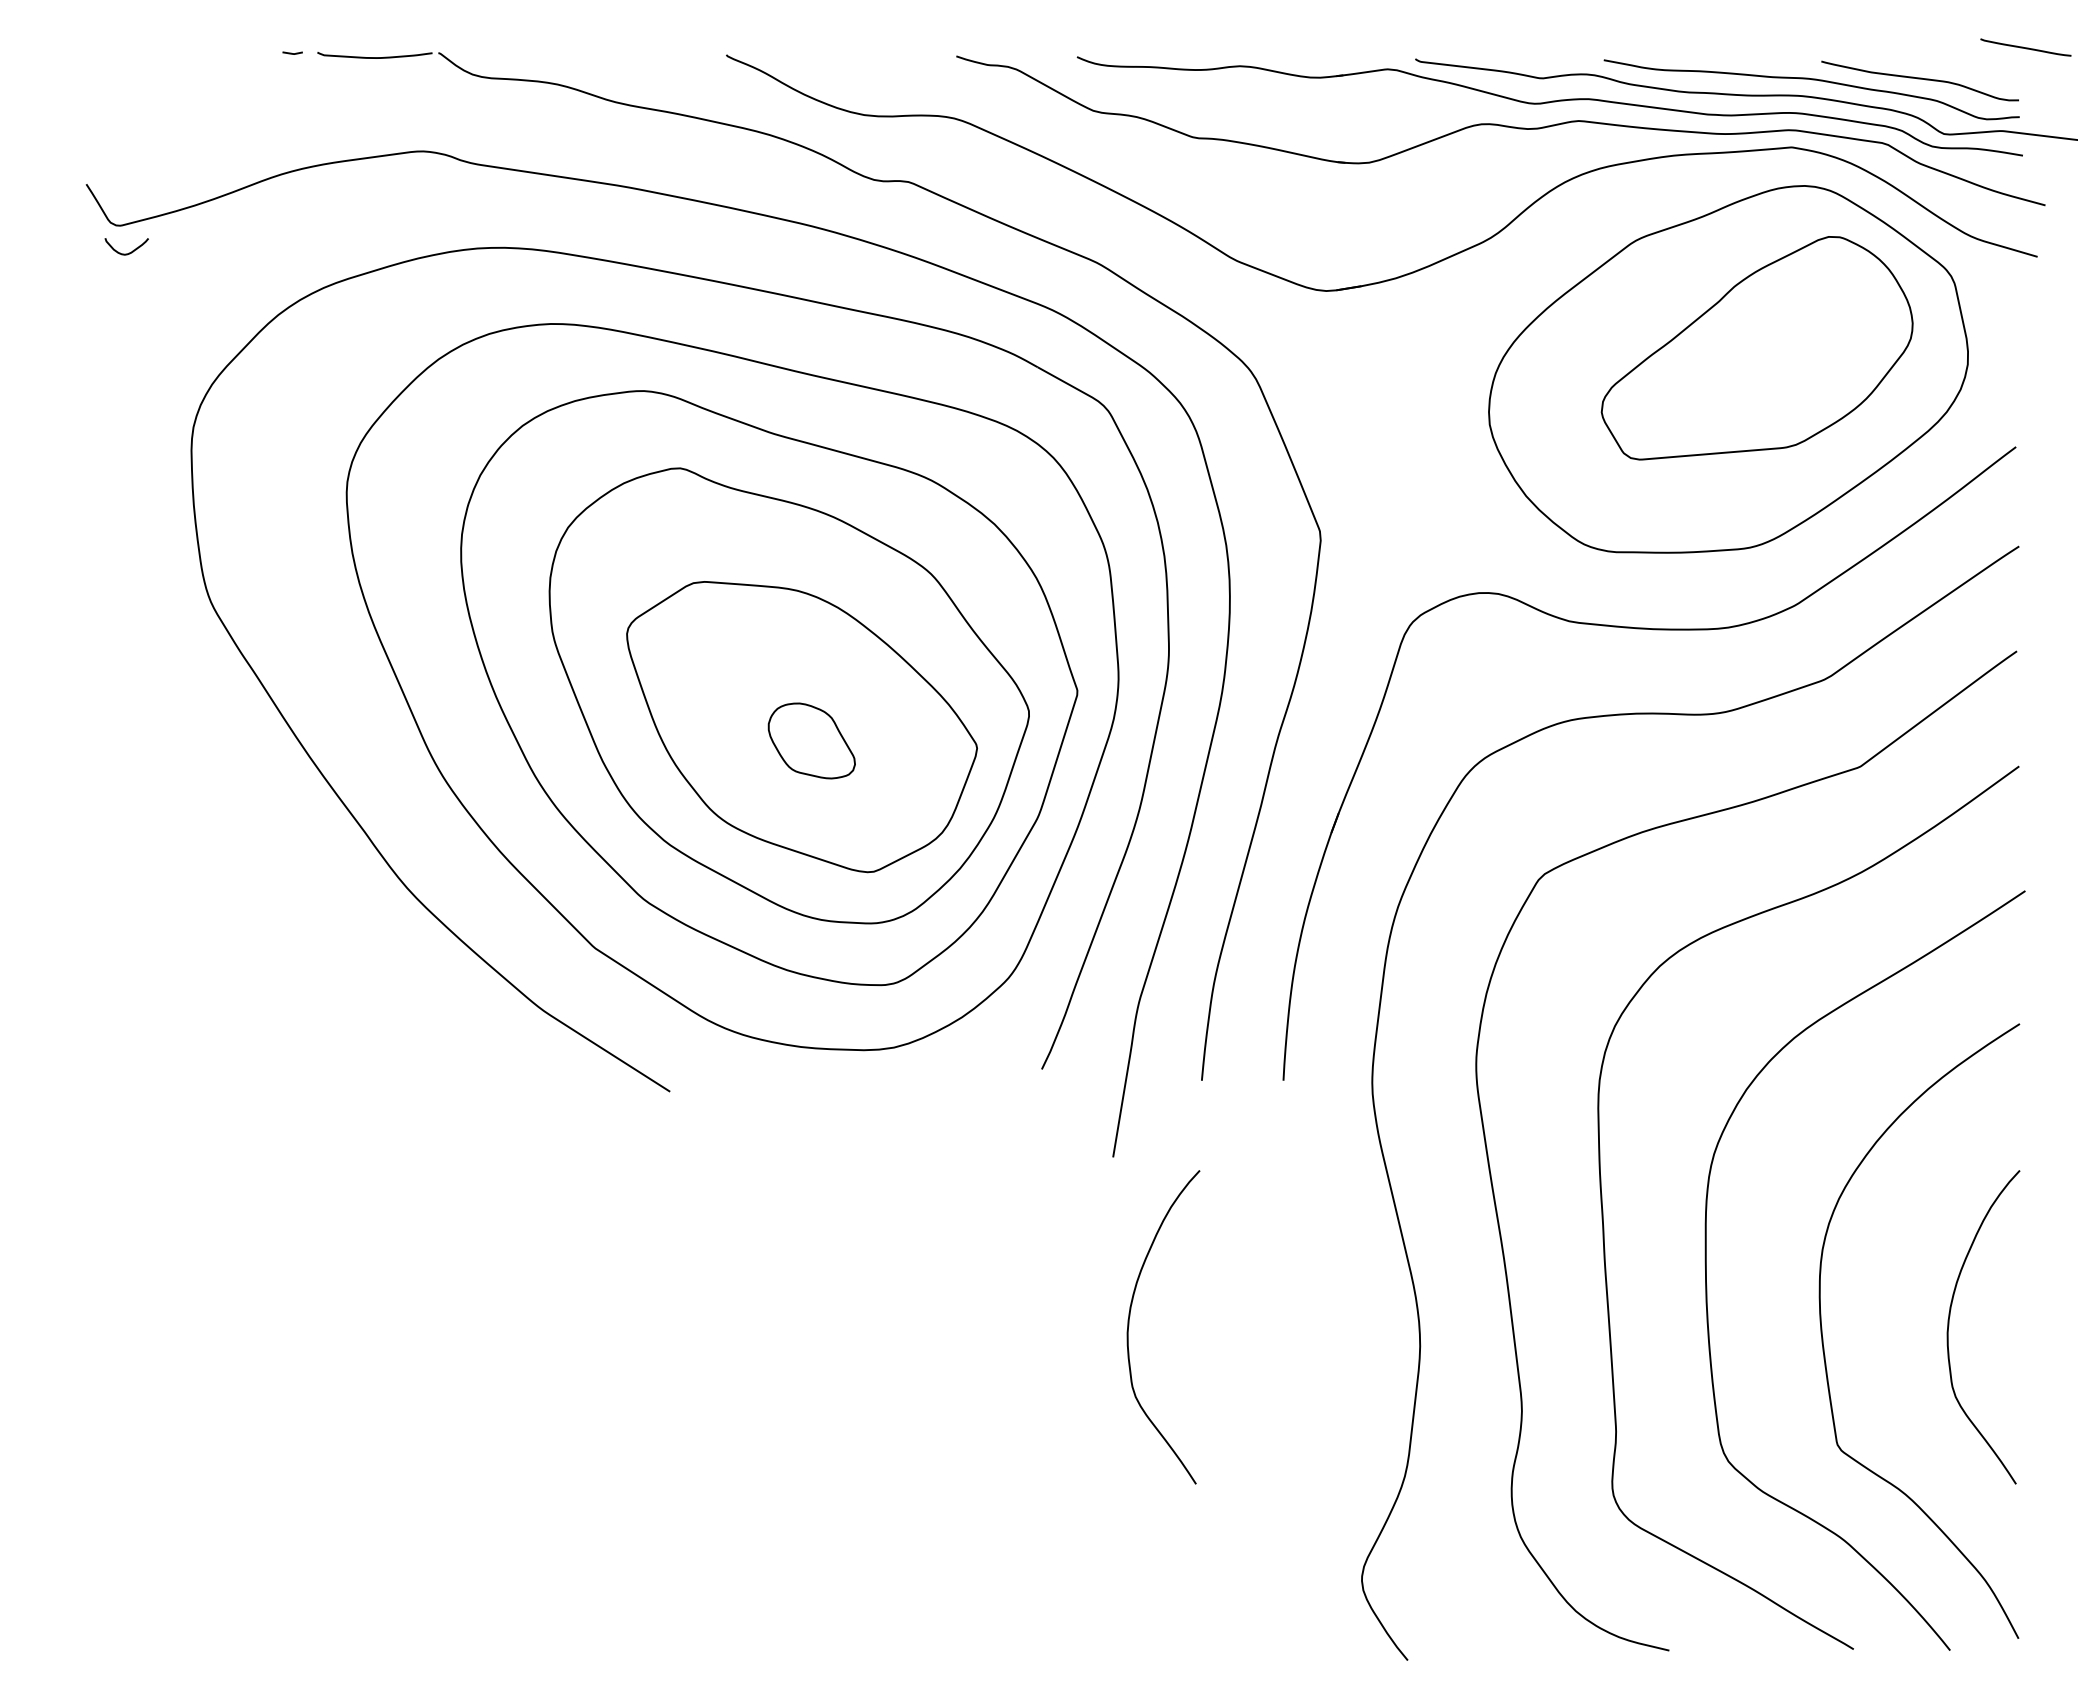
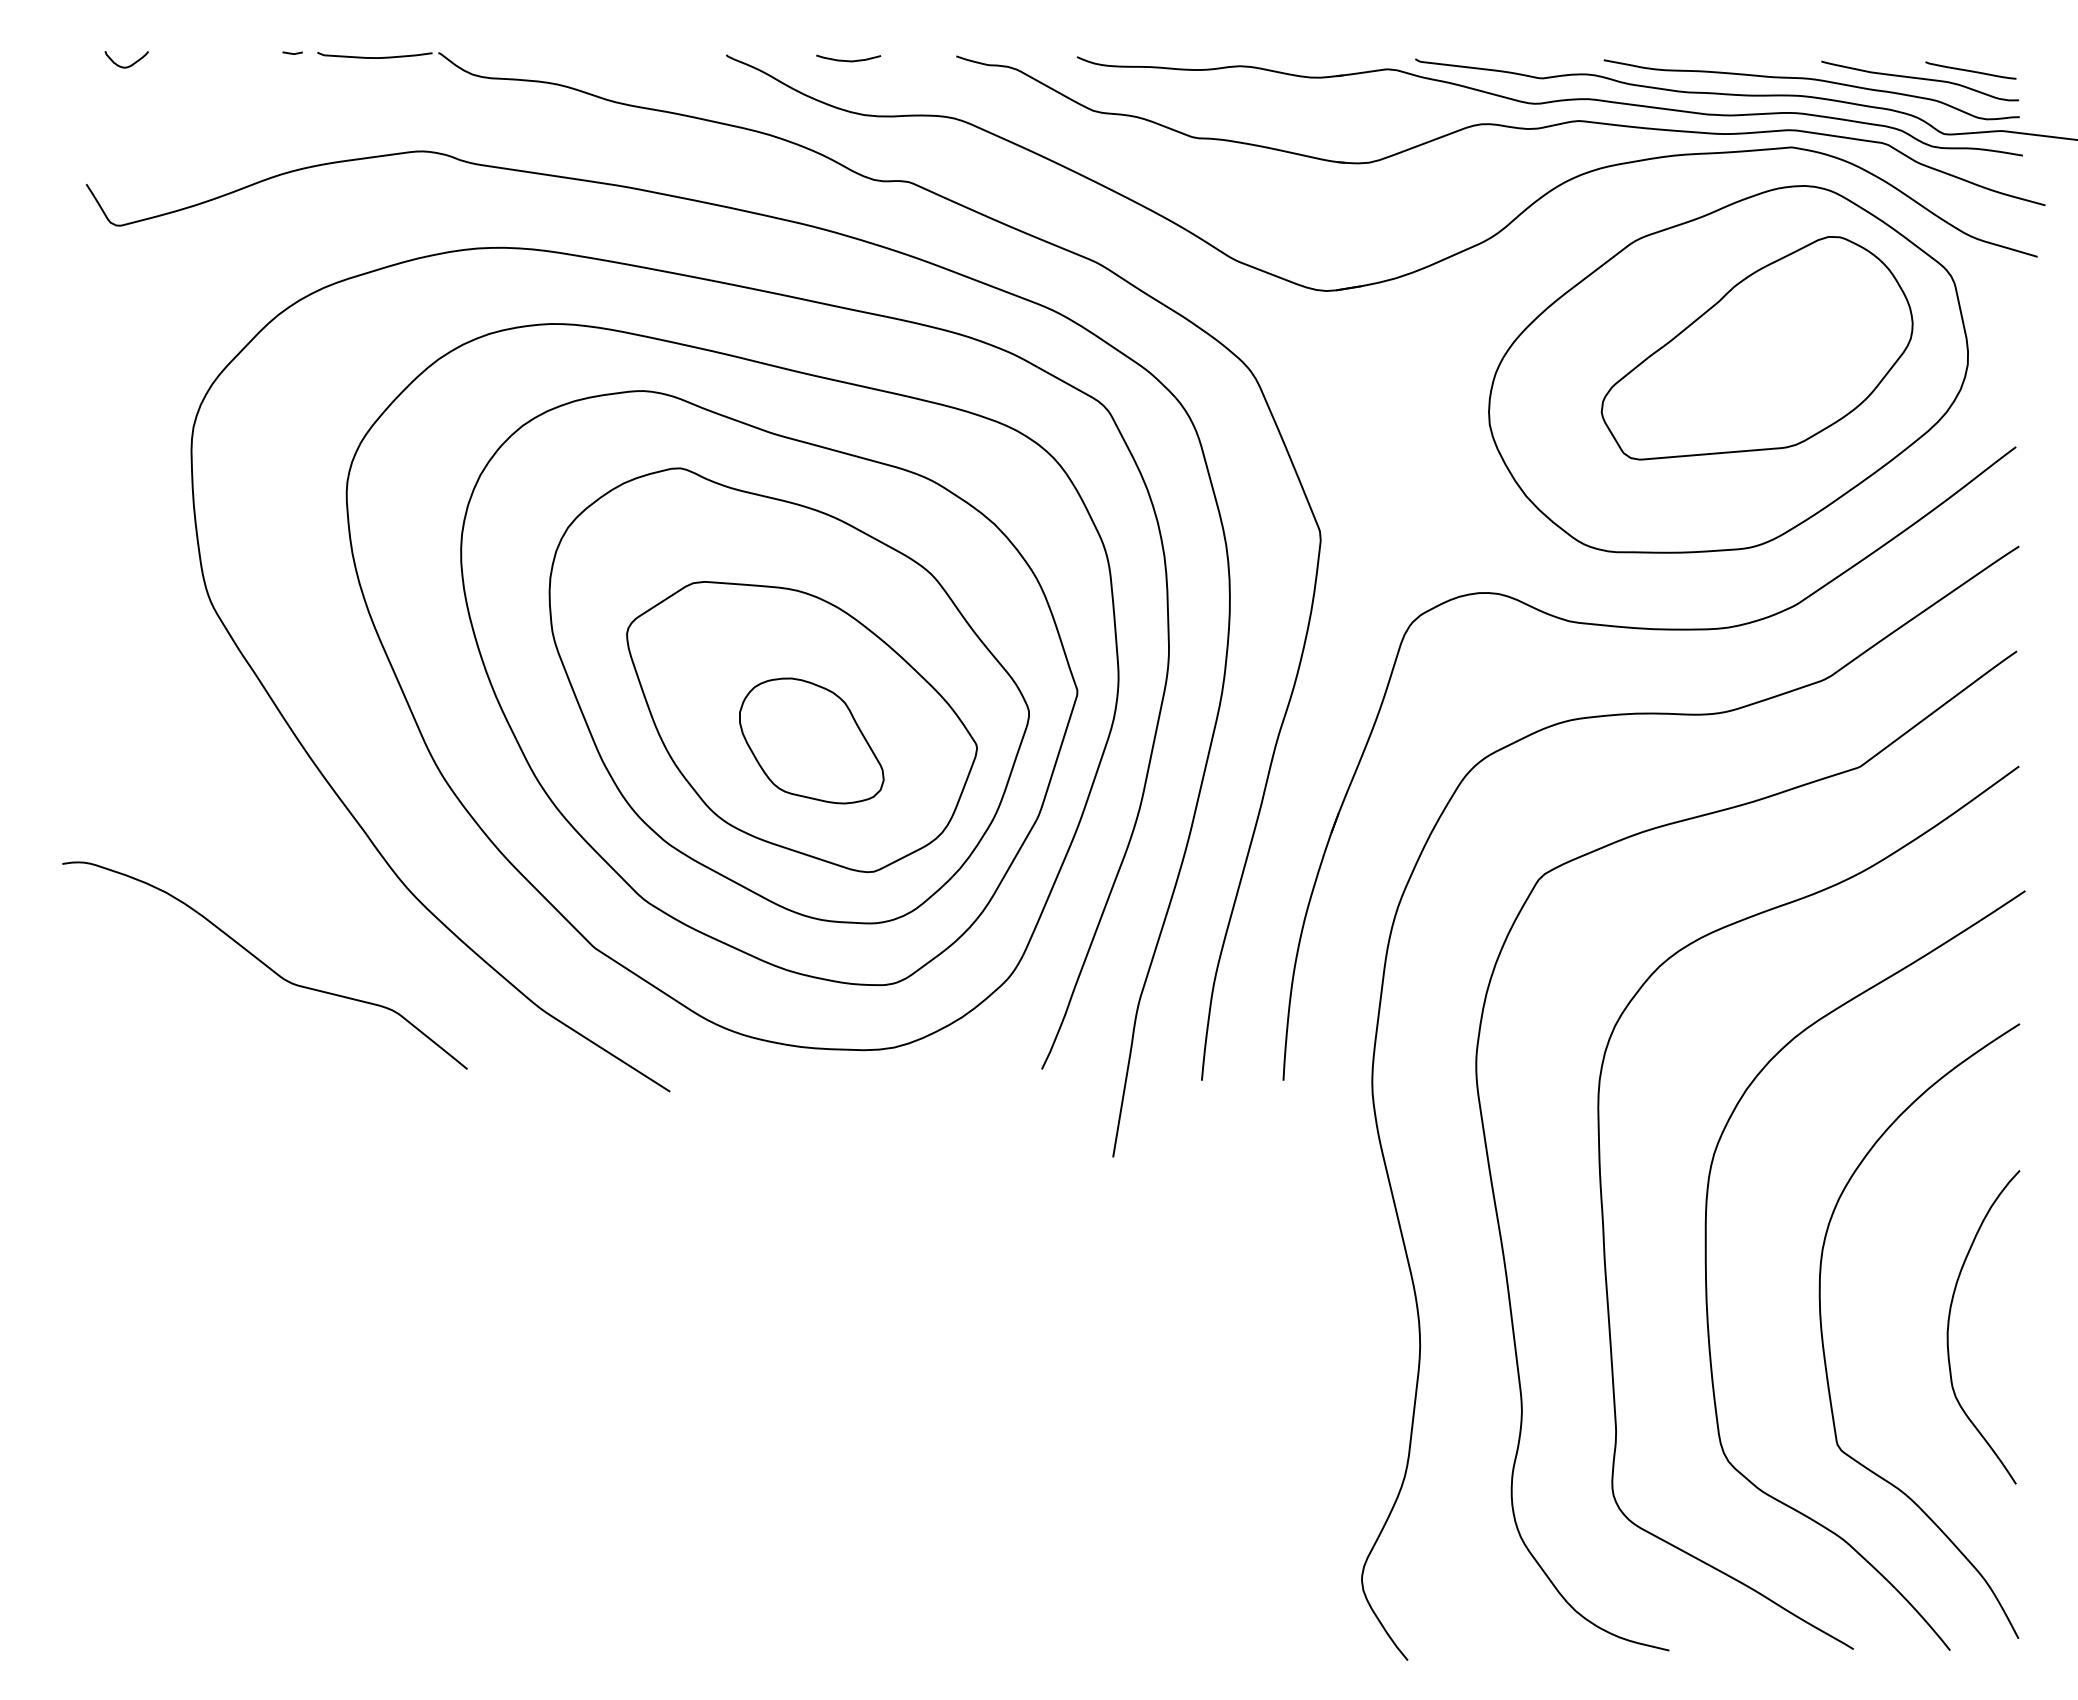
line position: (2025, 47) -> (1970, 70) (1970, 70)
curve: none -> present (848, 60)
curve position: (129, 252) -> (129, 65) (129, 65)
part size: 89x78 px -> 146x128 px (811, 740)
curve: none -> present (264, 965)
curve: present -> none (1129, 1326)
